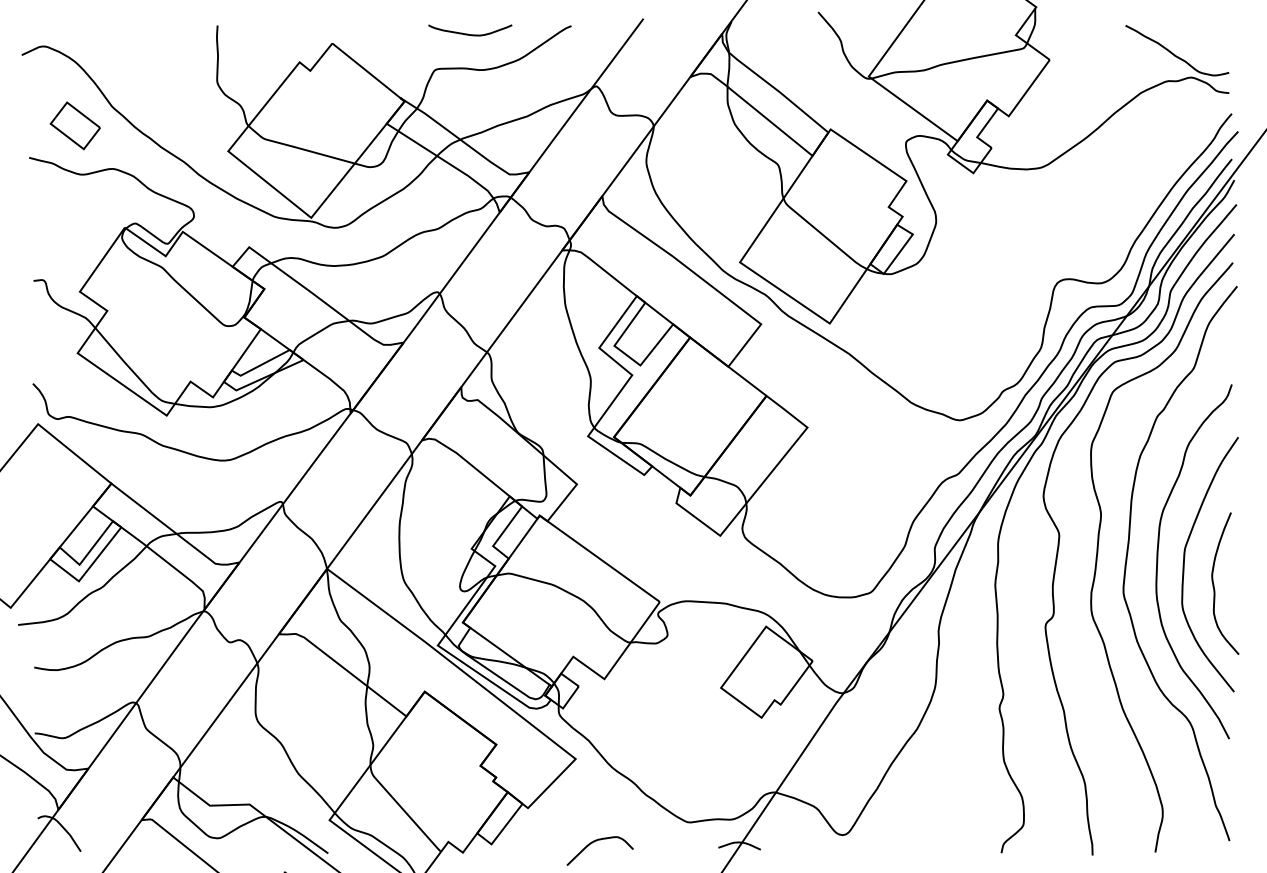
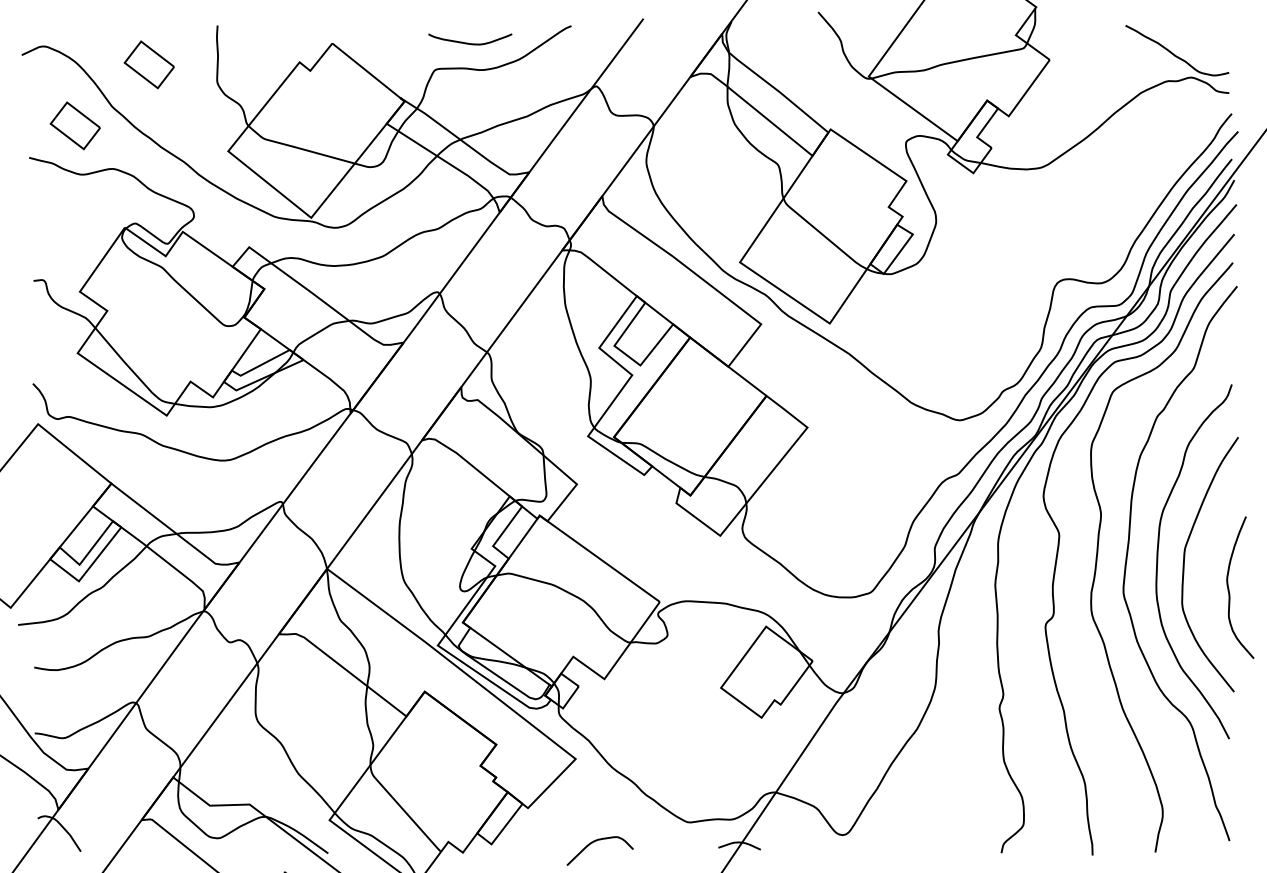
curve position: (468, 33) -> (468, 42) (468, 42)
part: none -> present (148, 64)
curve position: (1214, 584) -> (1229, 588) (1229, 588)
